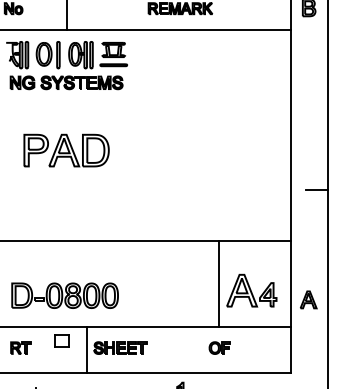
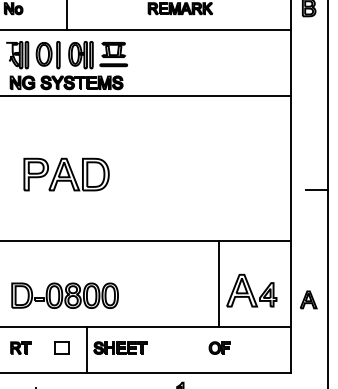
line: none -> present (146, 96)
part position: (66, 150) -> (66, 174) (66, 174)
part position: (61, 340) -> (61, 347) (61, 347)
